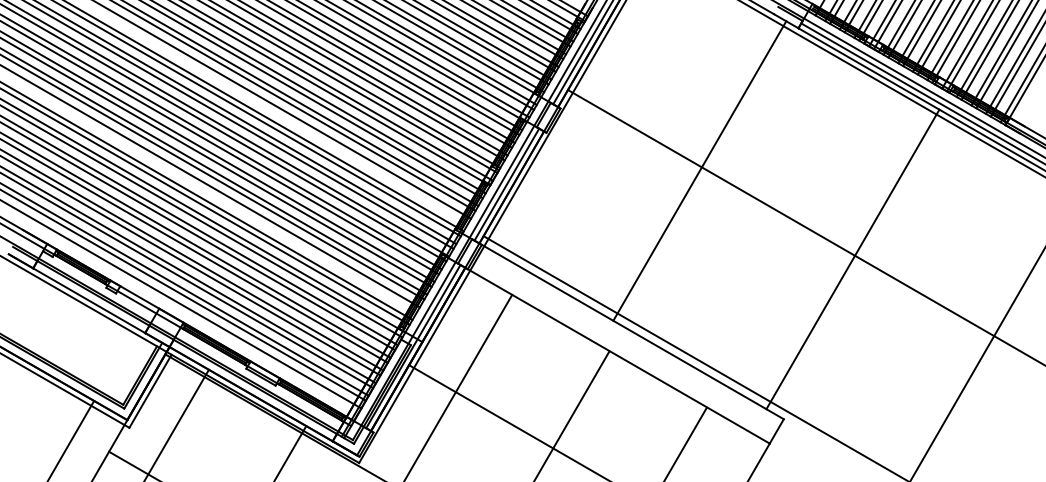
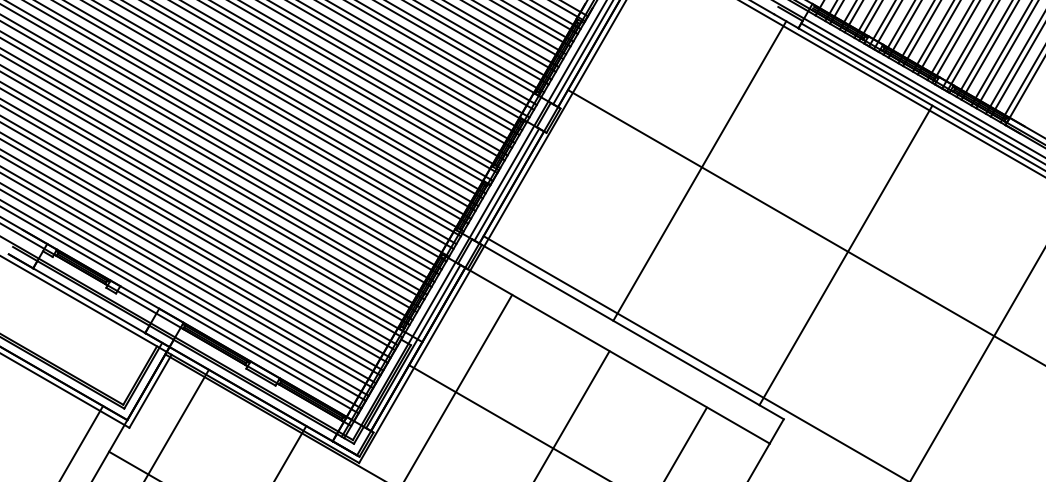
line: none -> present (276, 112)
line: none -> present (209, 192)
line position: (852, 259) -> (845, 255) (845, 255)
line: none -> present (180, 310)
line position: (71, 439) -> (82, 442) (82, 442)
